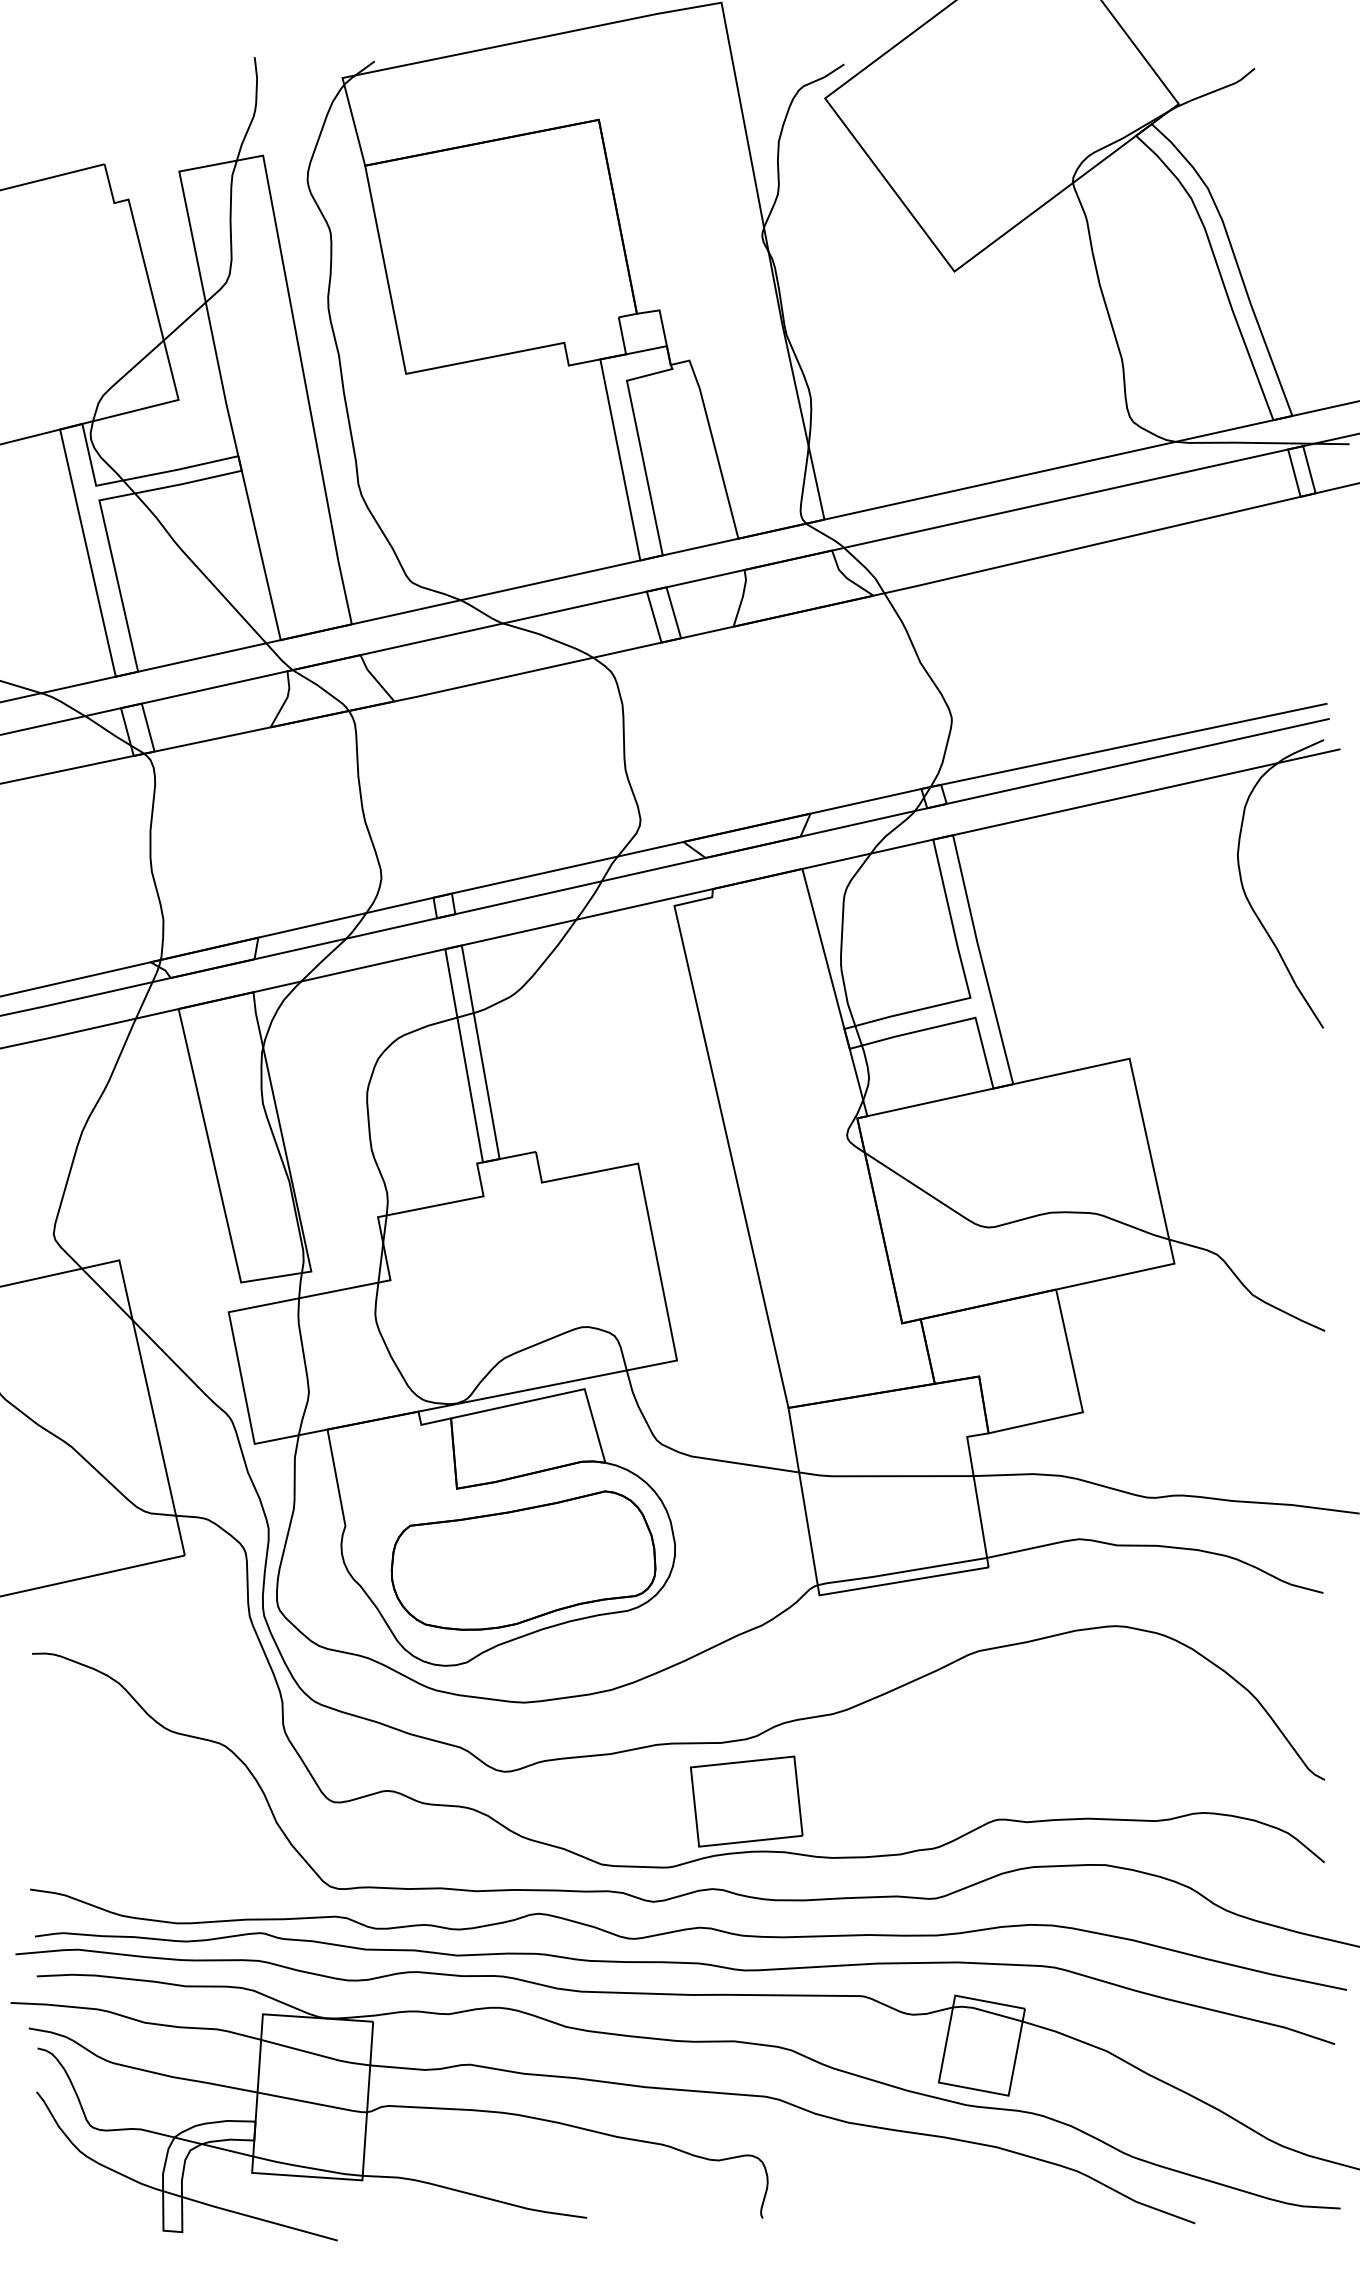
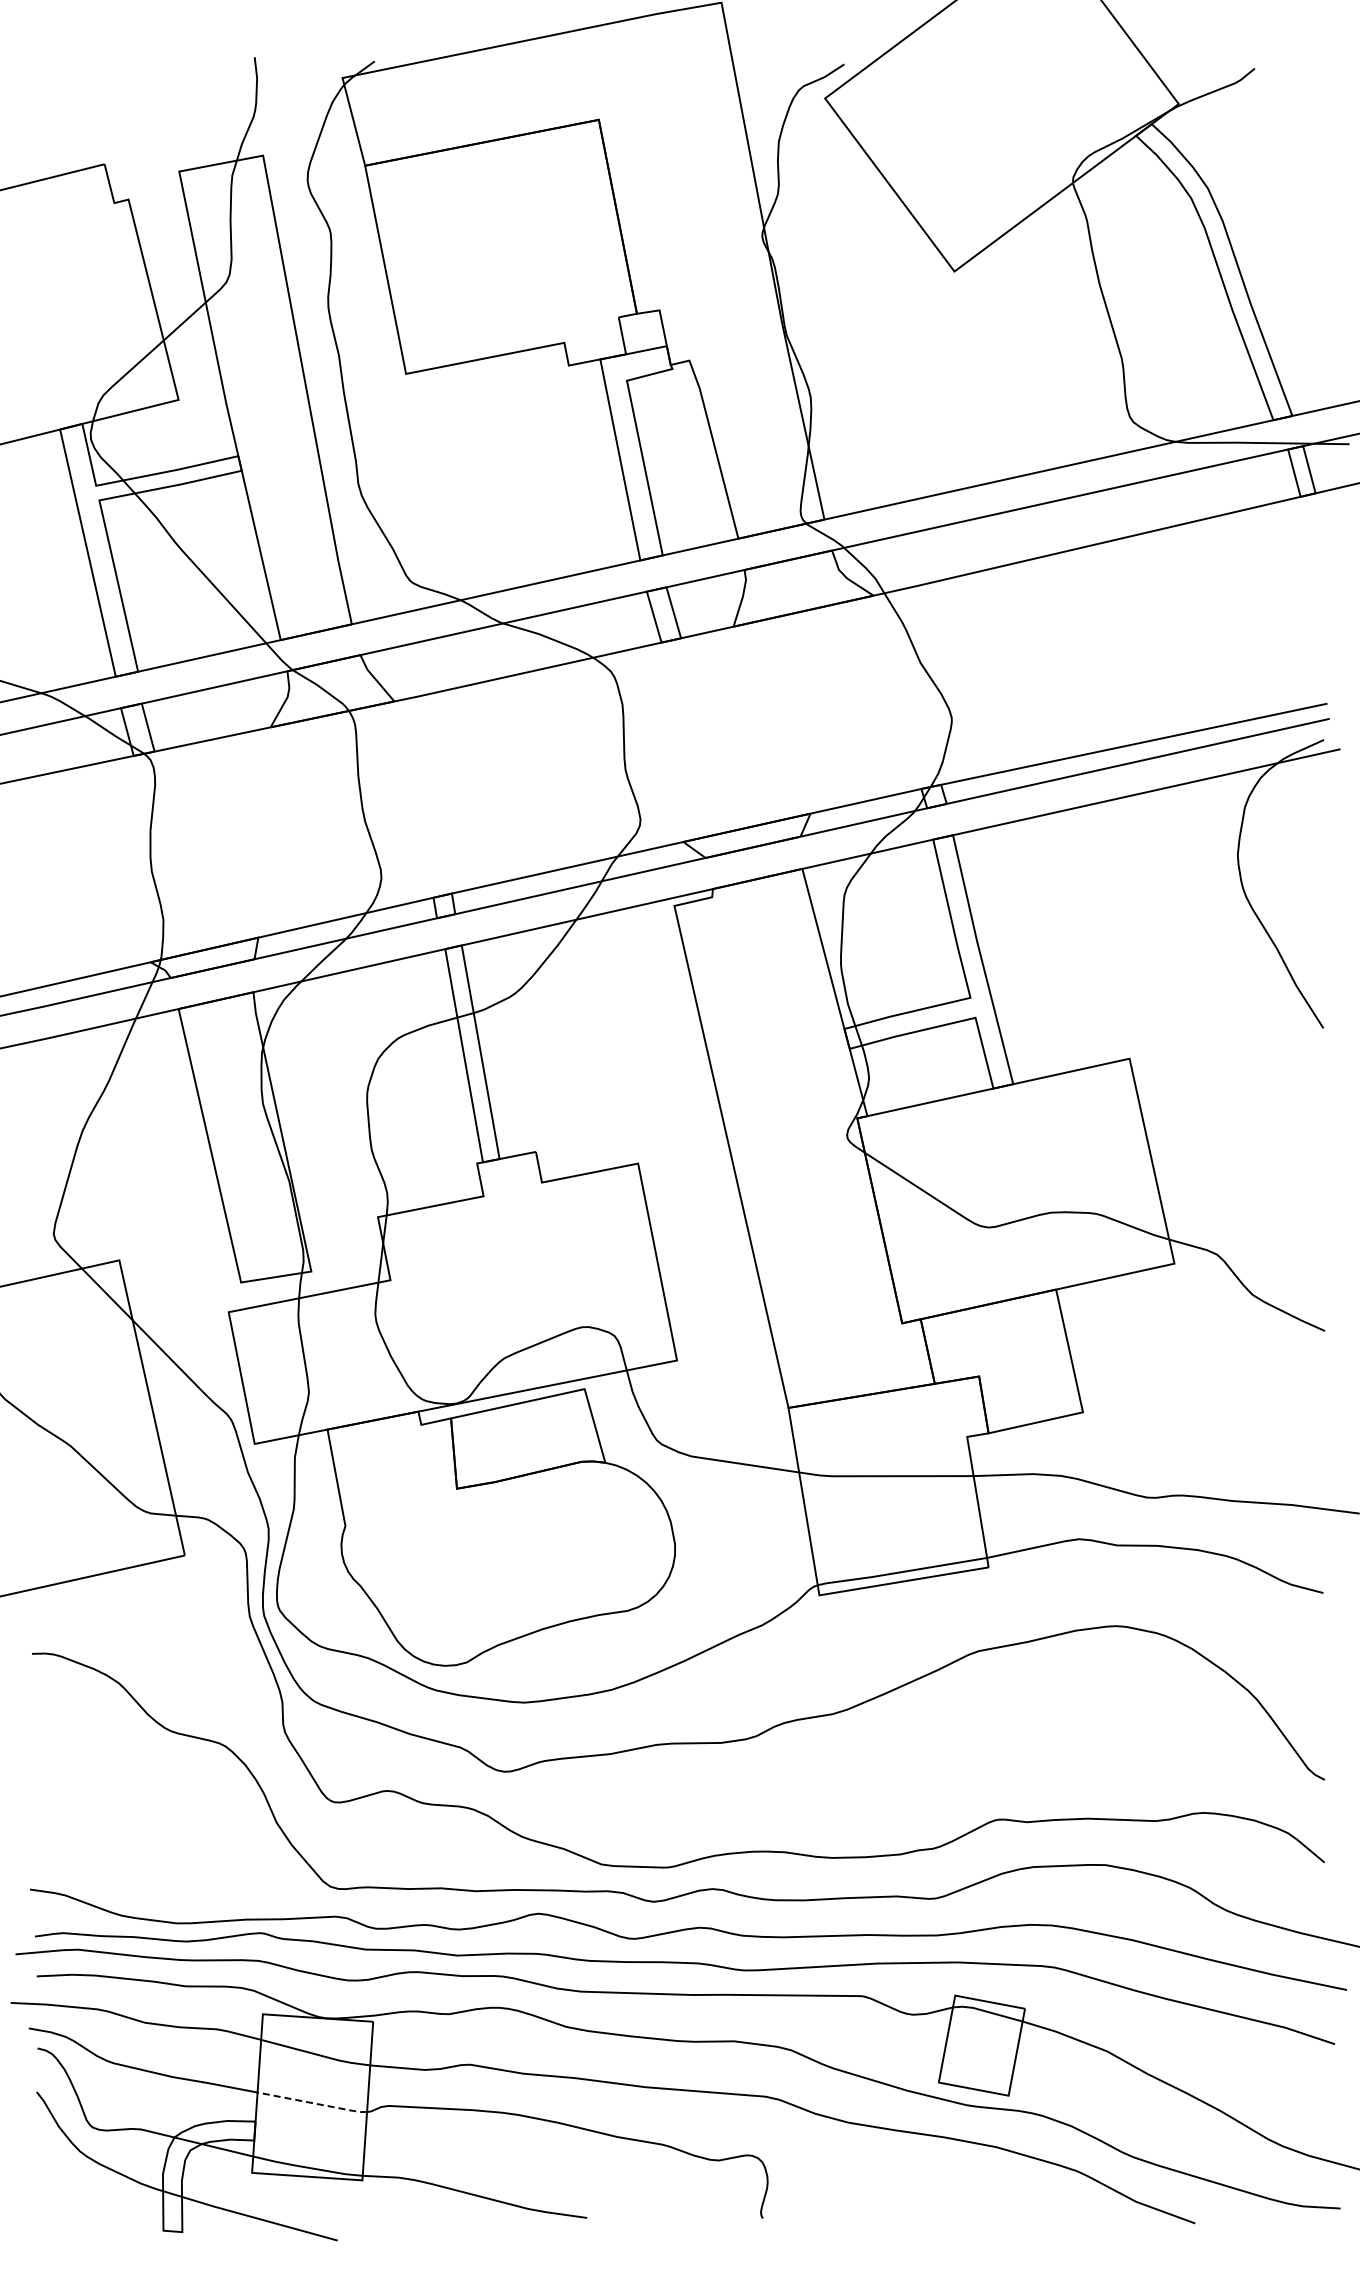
part: present -> none (523, 1560)
part: present -> none (746, 1801)
line: solid -> dashed (313, 2103)
